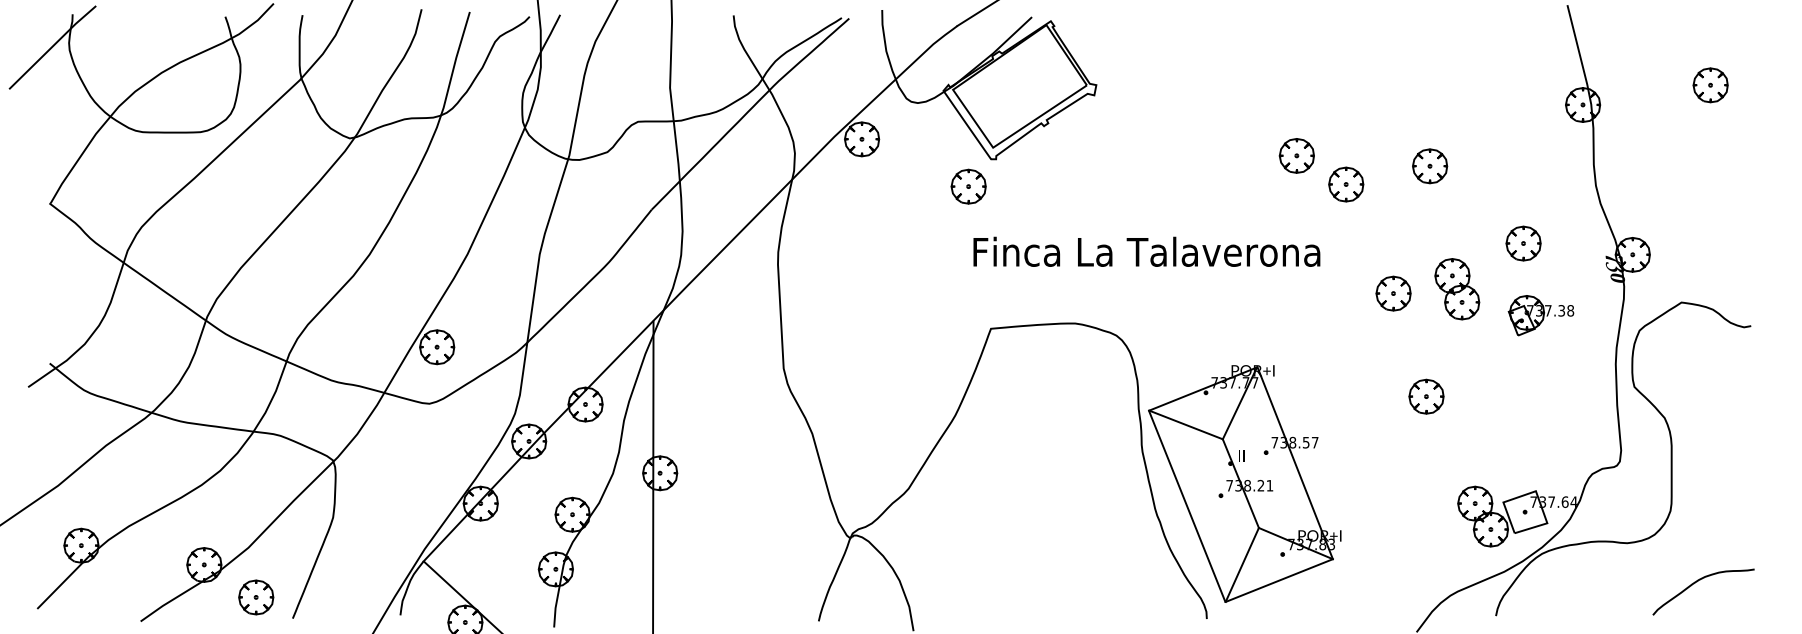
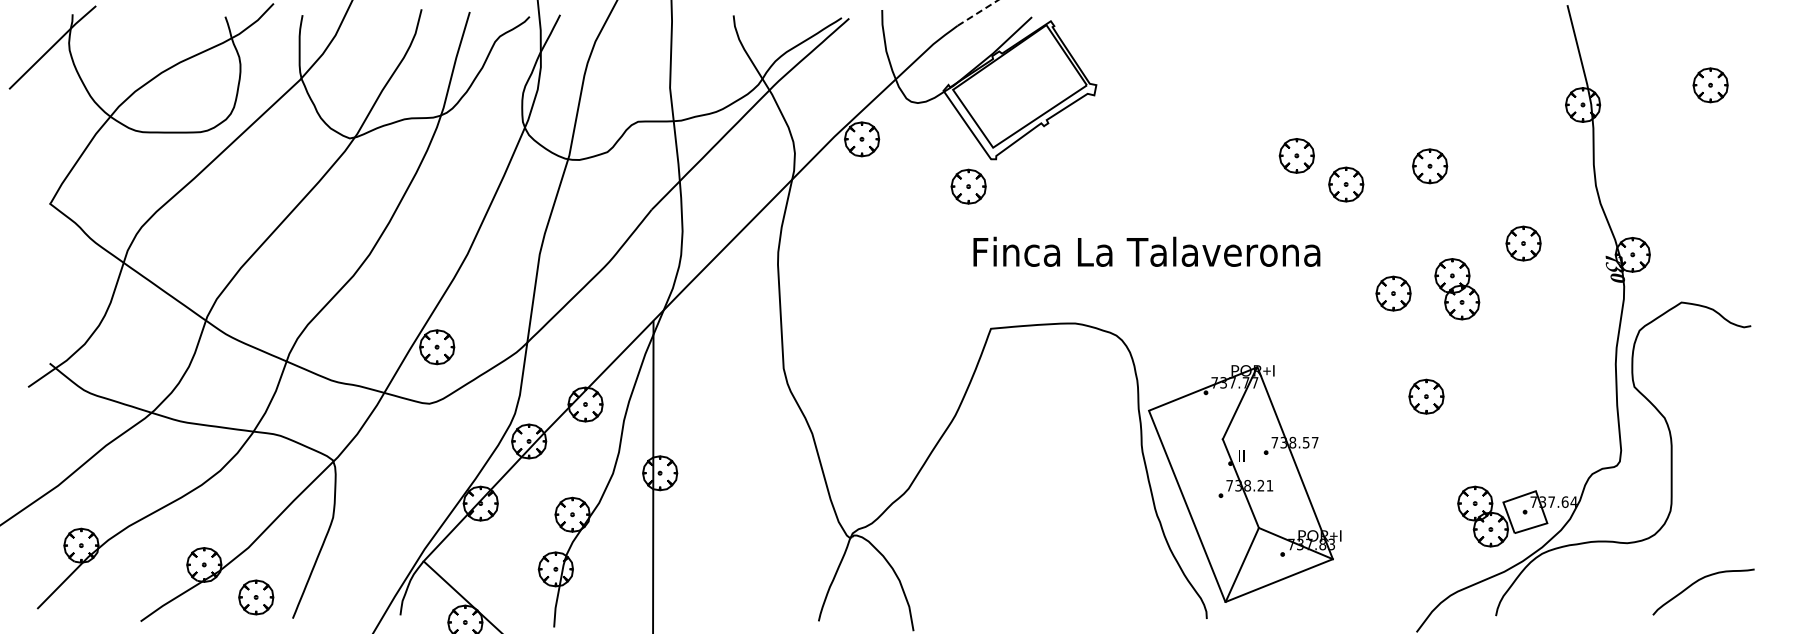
line: solid -> dashed (977, 13)
part: present -> none (1540, 315)
line: present -> none (1185, 424)
